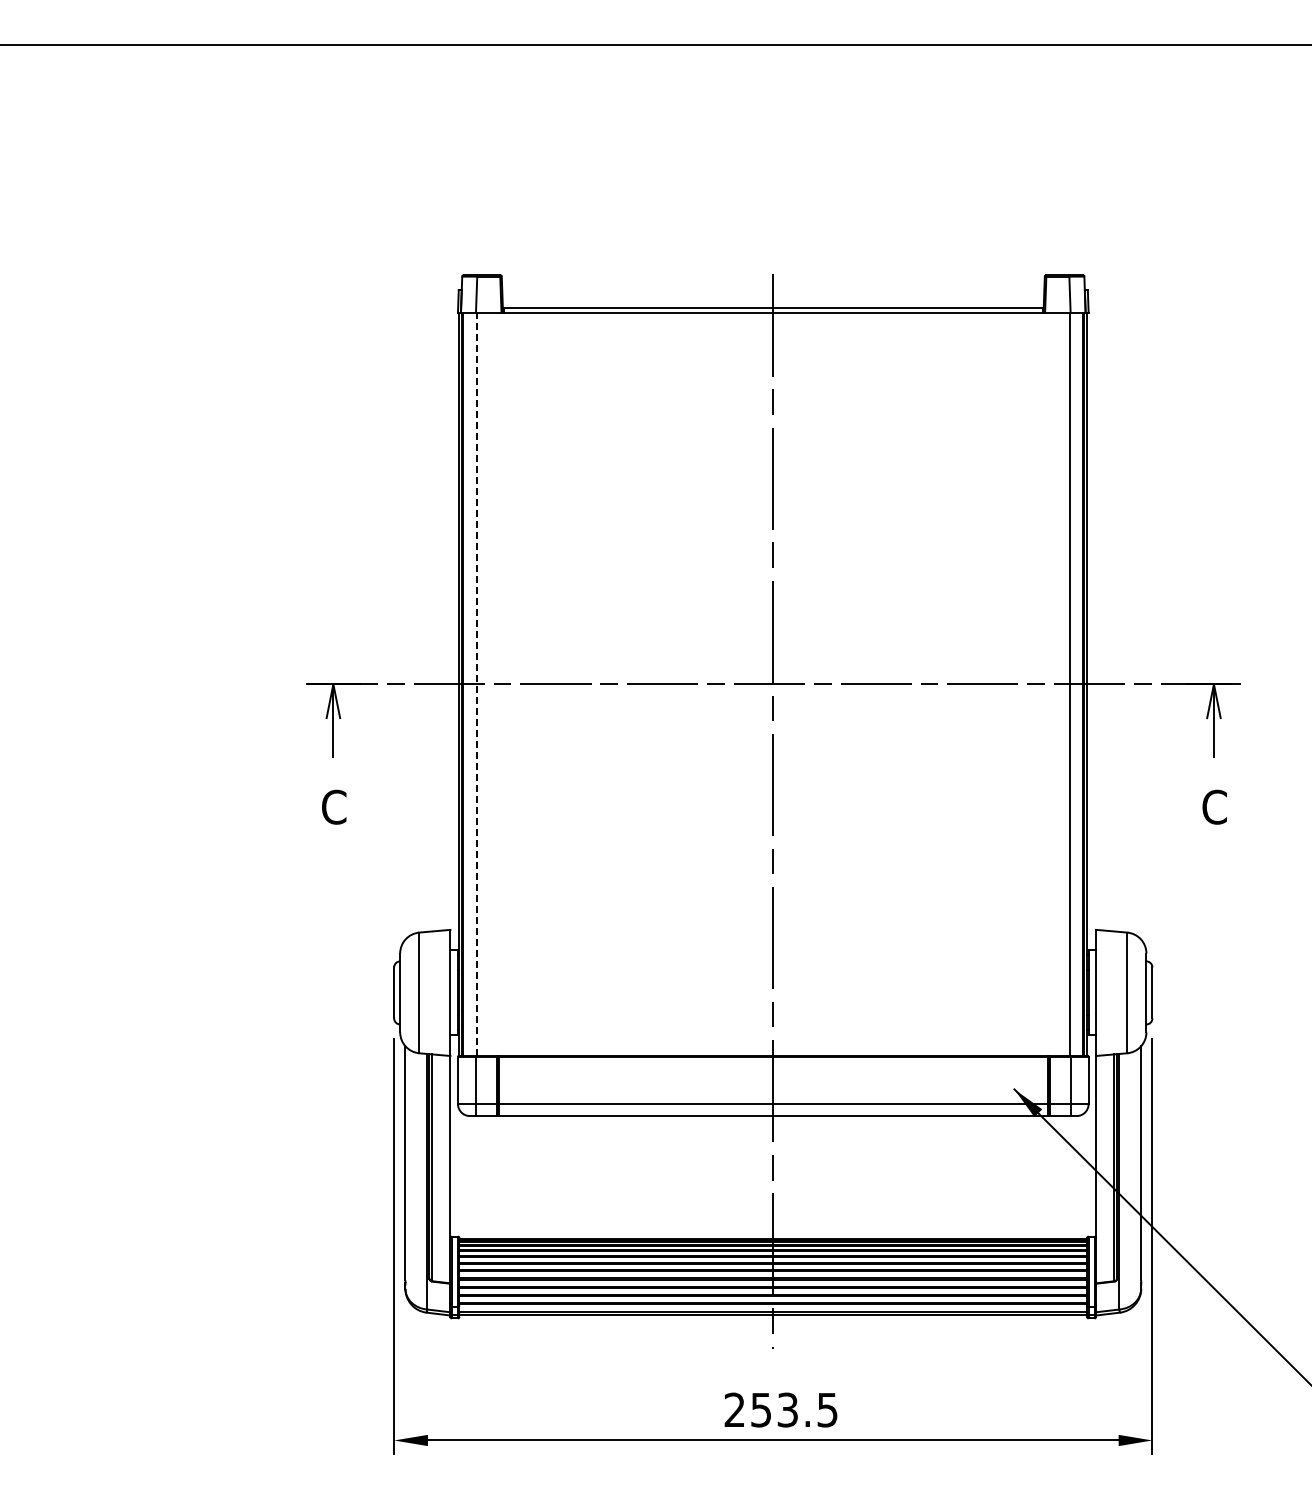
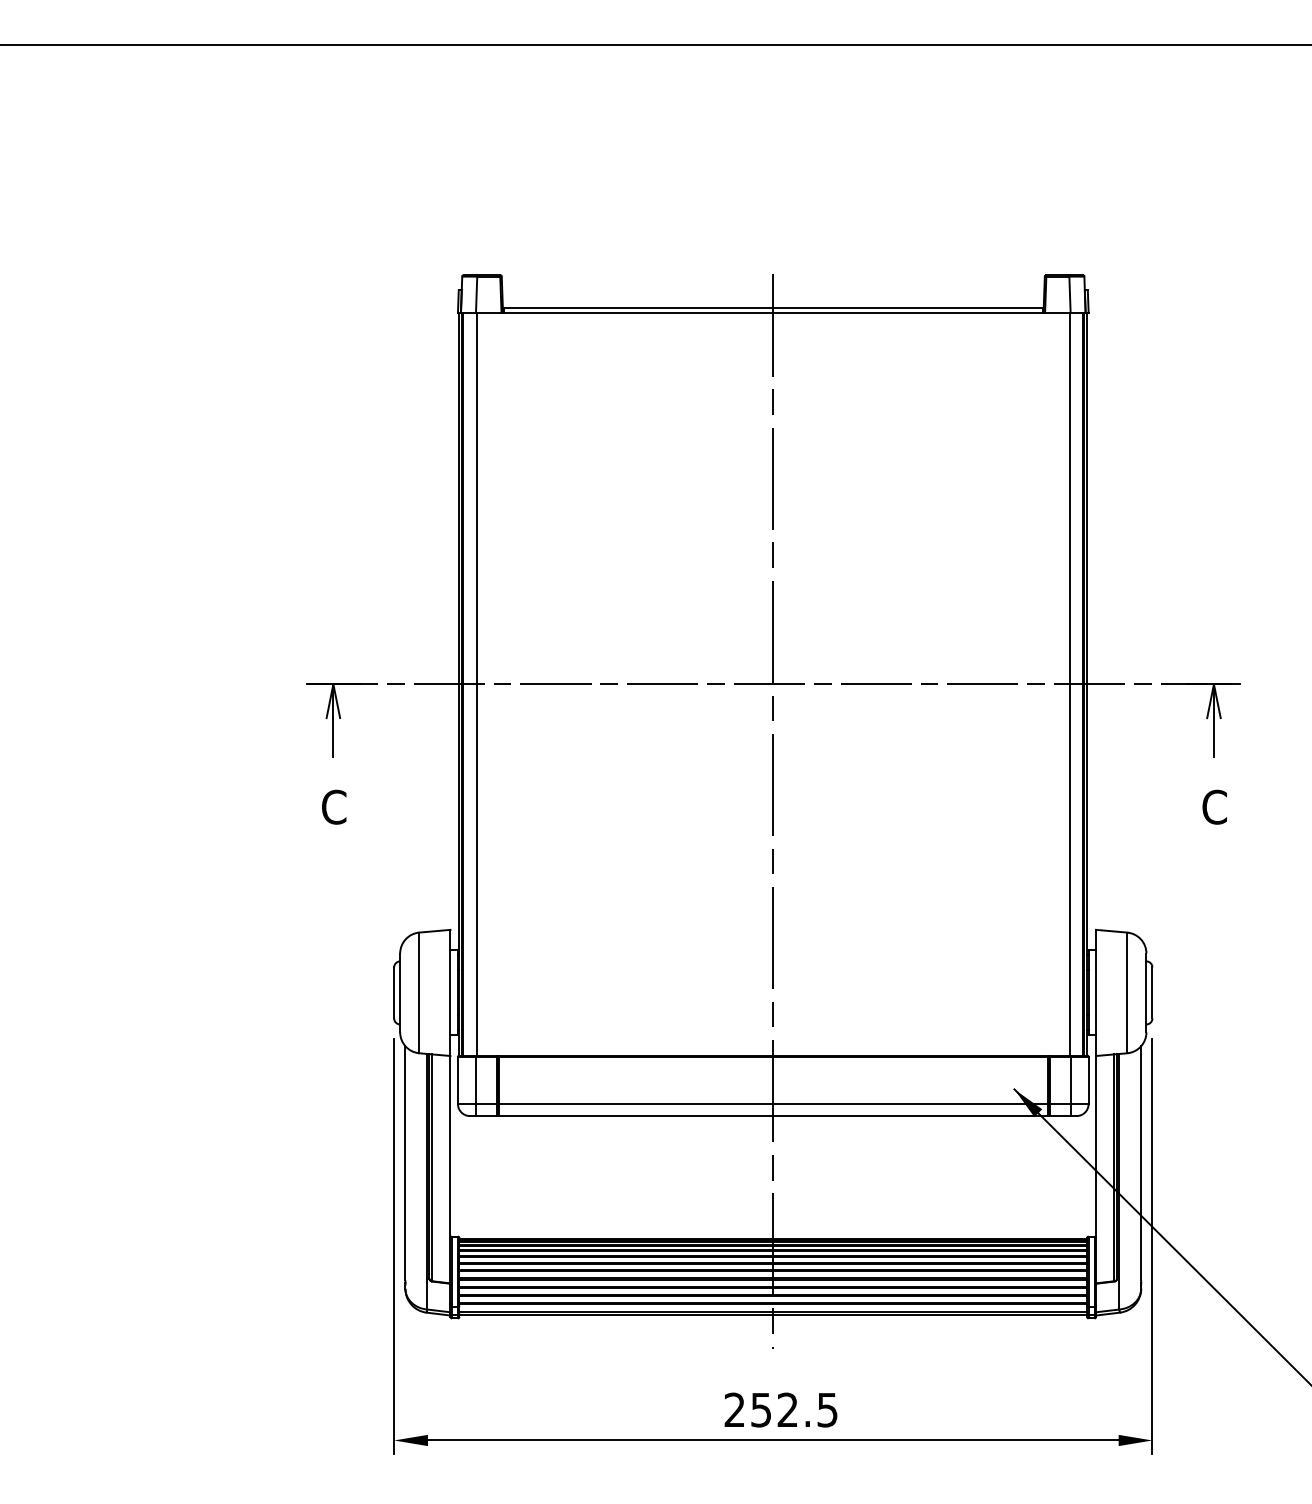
line: dashed -> solid (476, 684)
text: 253.5 -> 252.5 (787, 1409)
